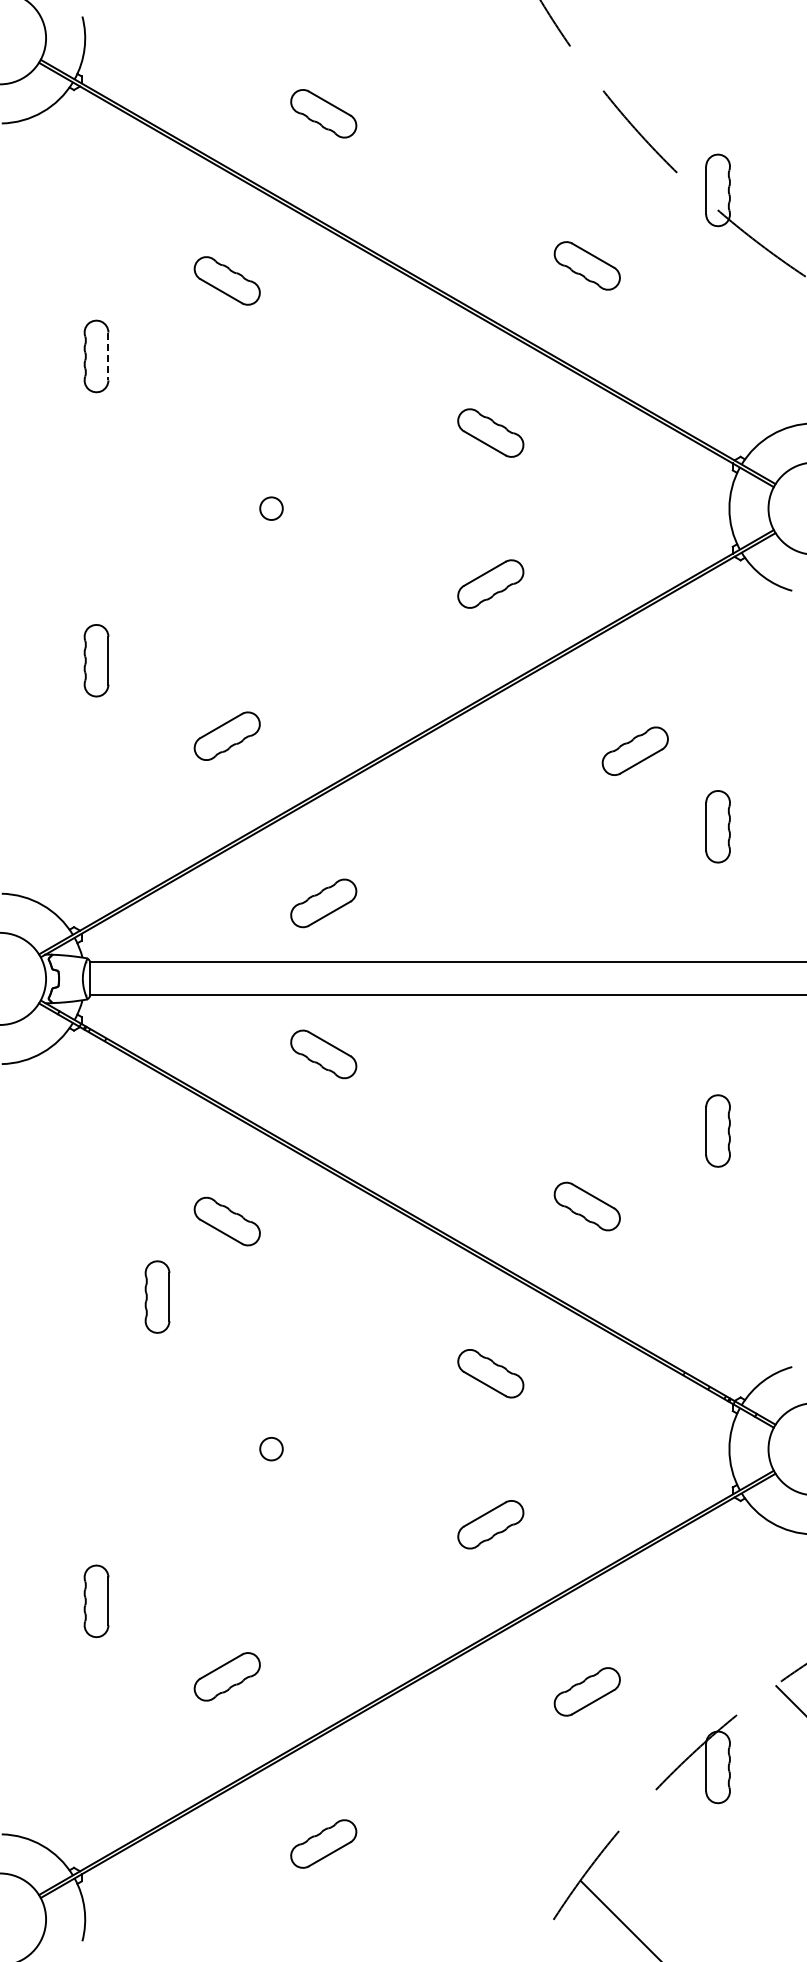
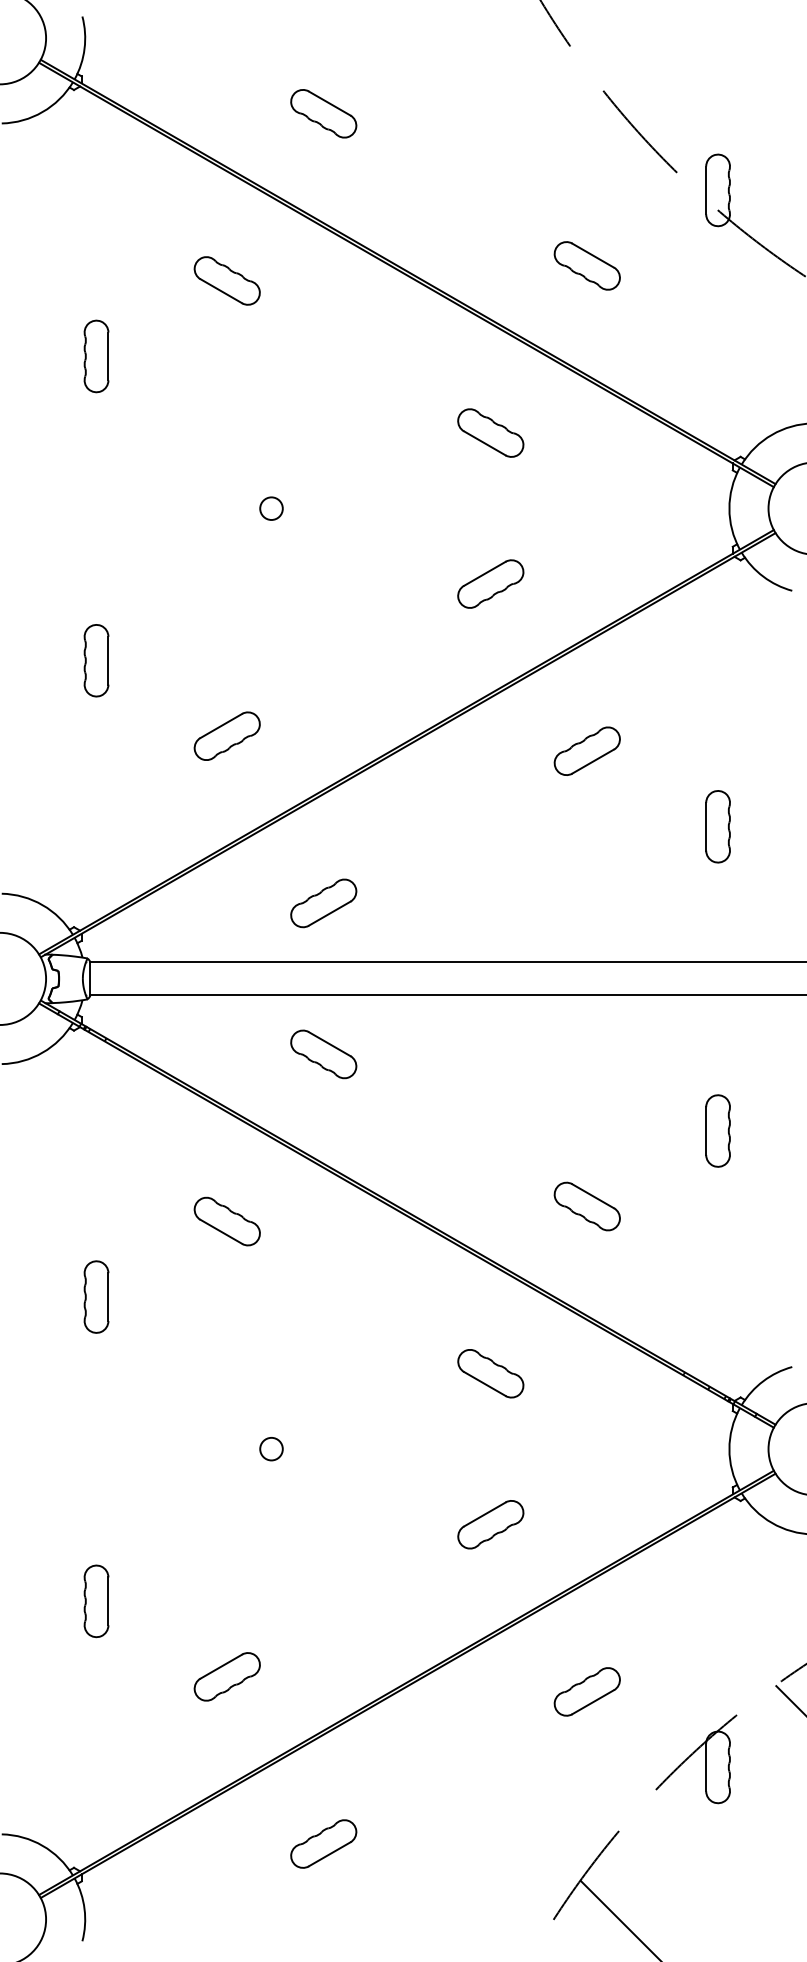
line: dashed -> solid (108, 356)
part position: (634, 750) -> (586, 750) (586, 750)
part position: (157, 1296) -> (96, 1296) (96, 1296)
